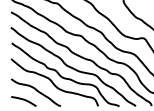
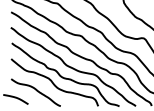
curve position: (23, 100) -> (15, 98) (15, 98)
